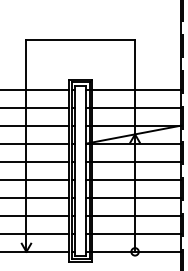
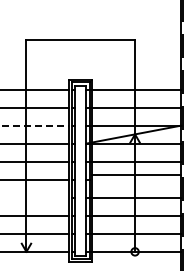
line: solid -> dashed (35, 125)
line position: (136, 179) -> (136, 174) (136, 174)
line: present -> none (35, 197)
